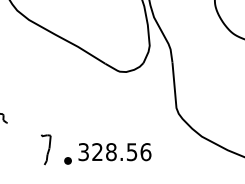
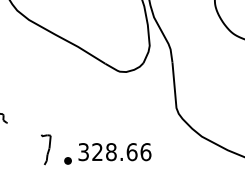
text: 328.56 -> 328.66 (131, 152)
